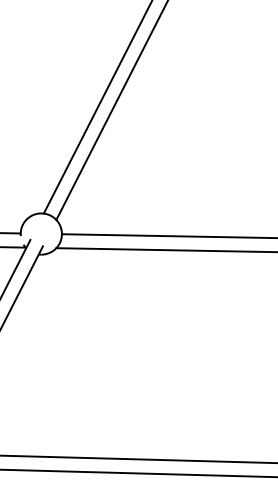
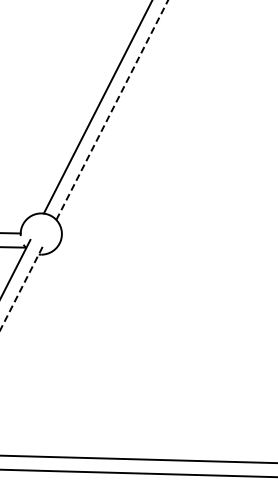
line: solid -> dashed (112, 109)
line: present -> none (167, 236)
line: present -> none (165, 250)
line: solid -> dashed (21, 288)
